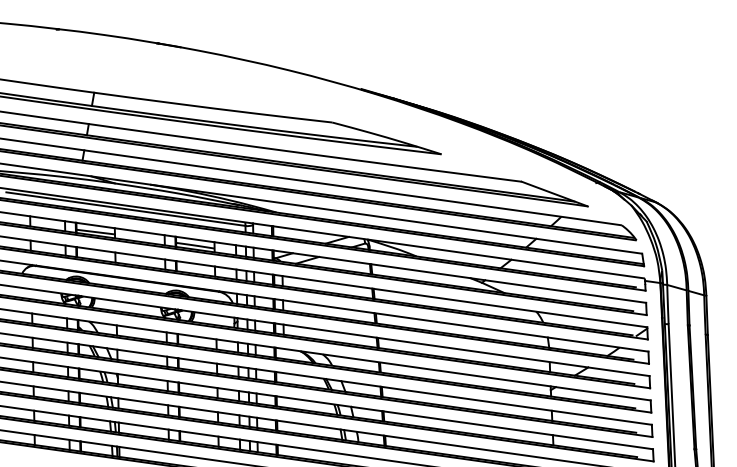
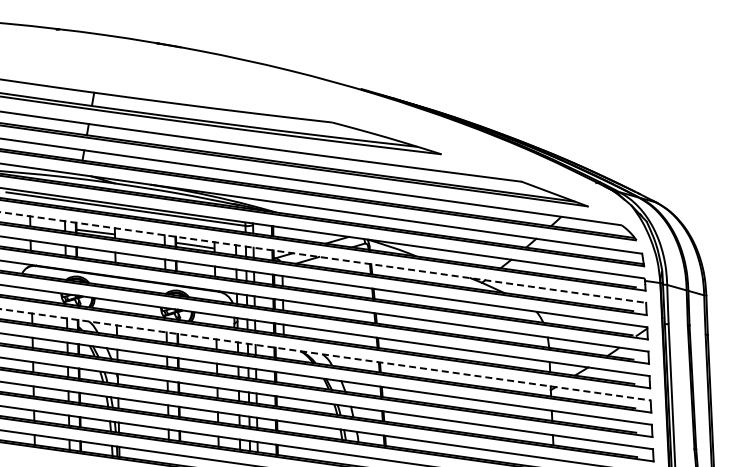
line: solid -> dashed (323, 257)
line: solid -> dashed (325, 354)
